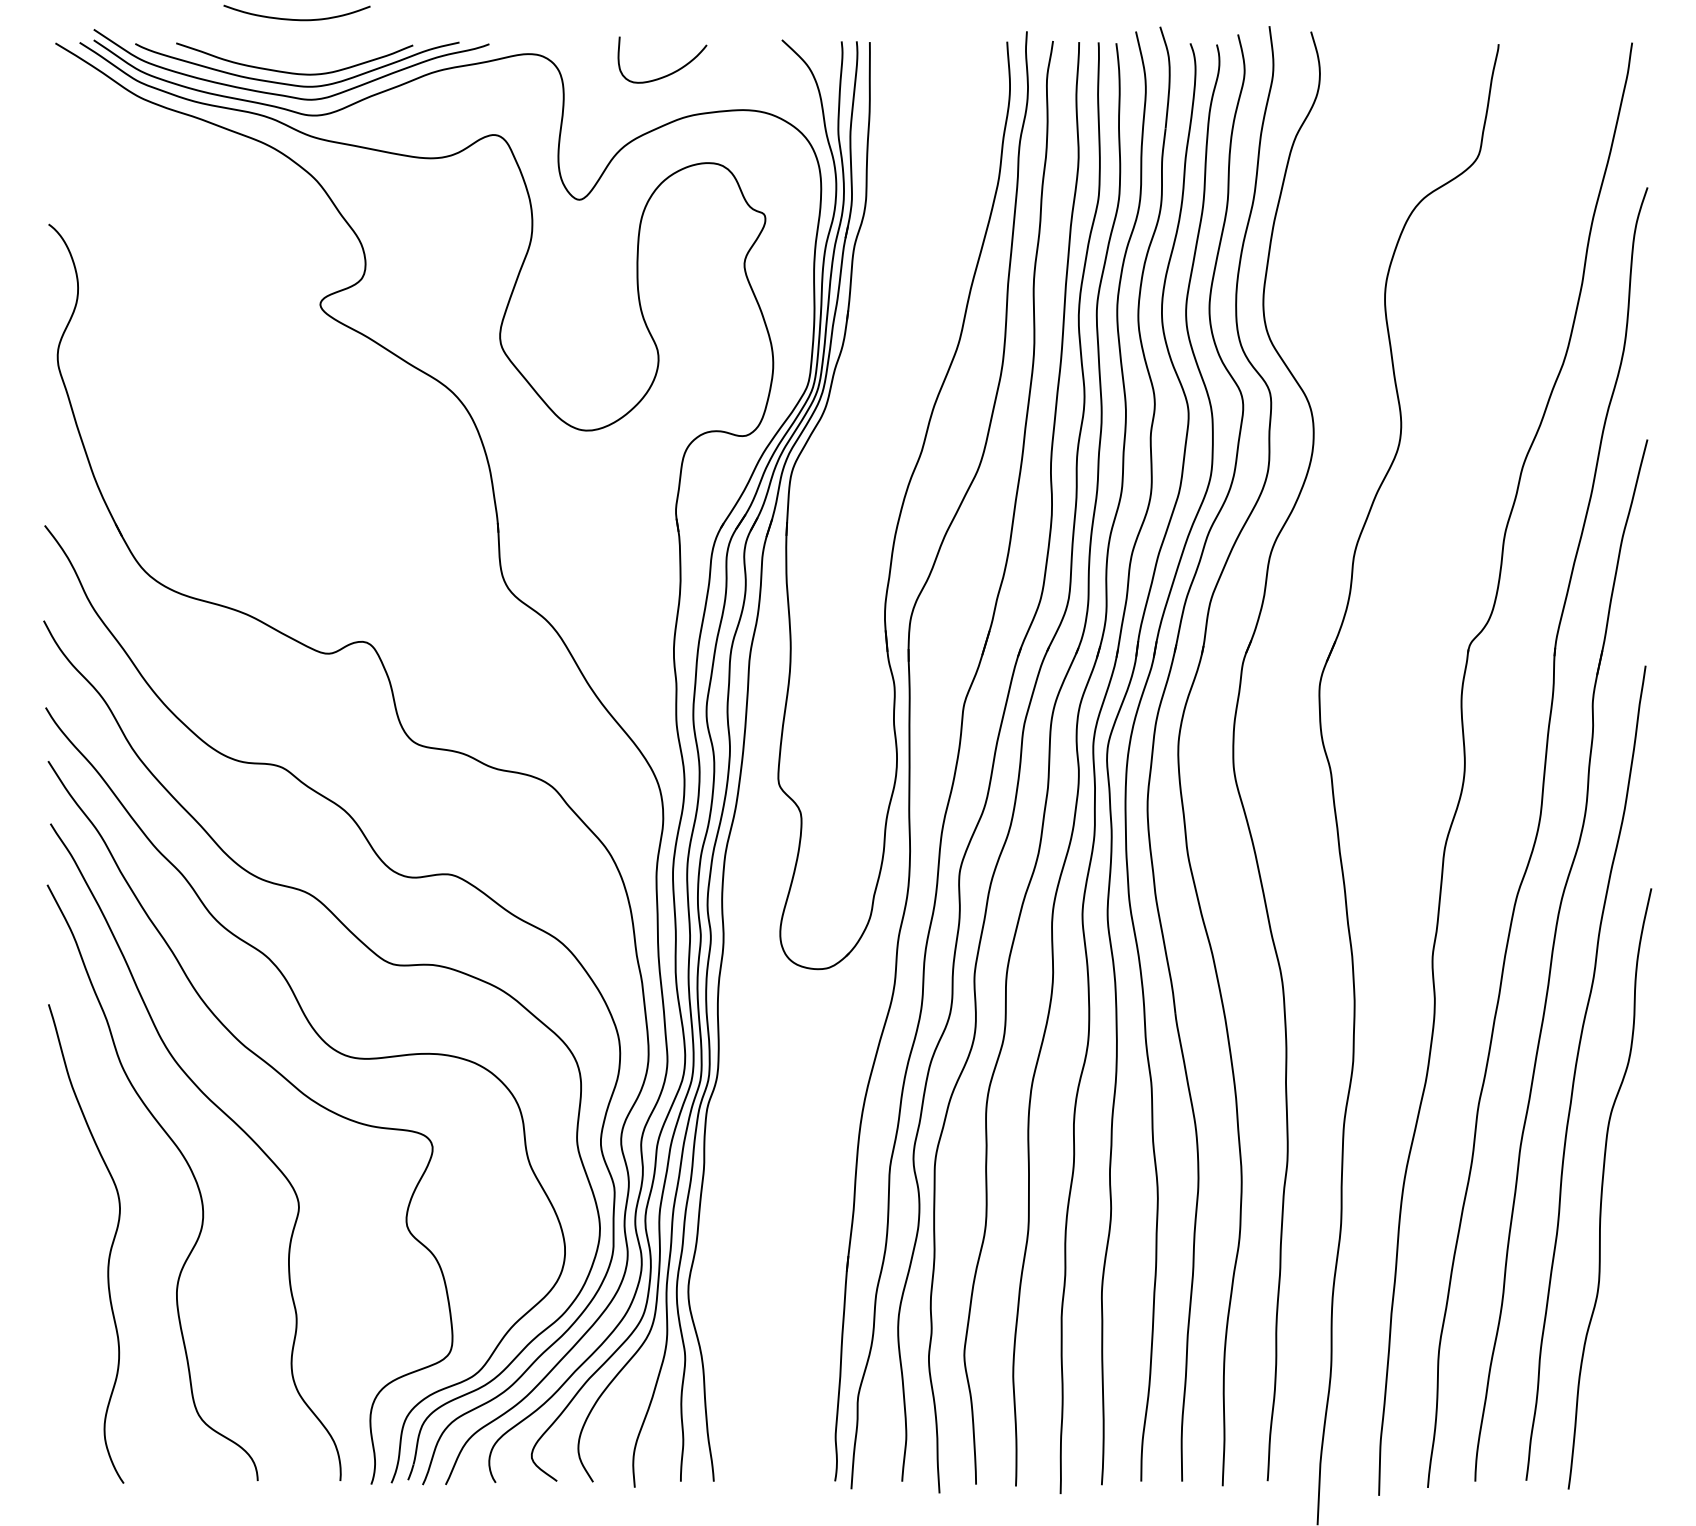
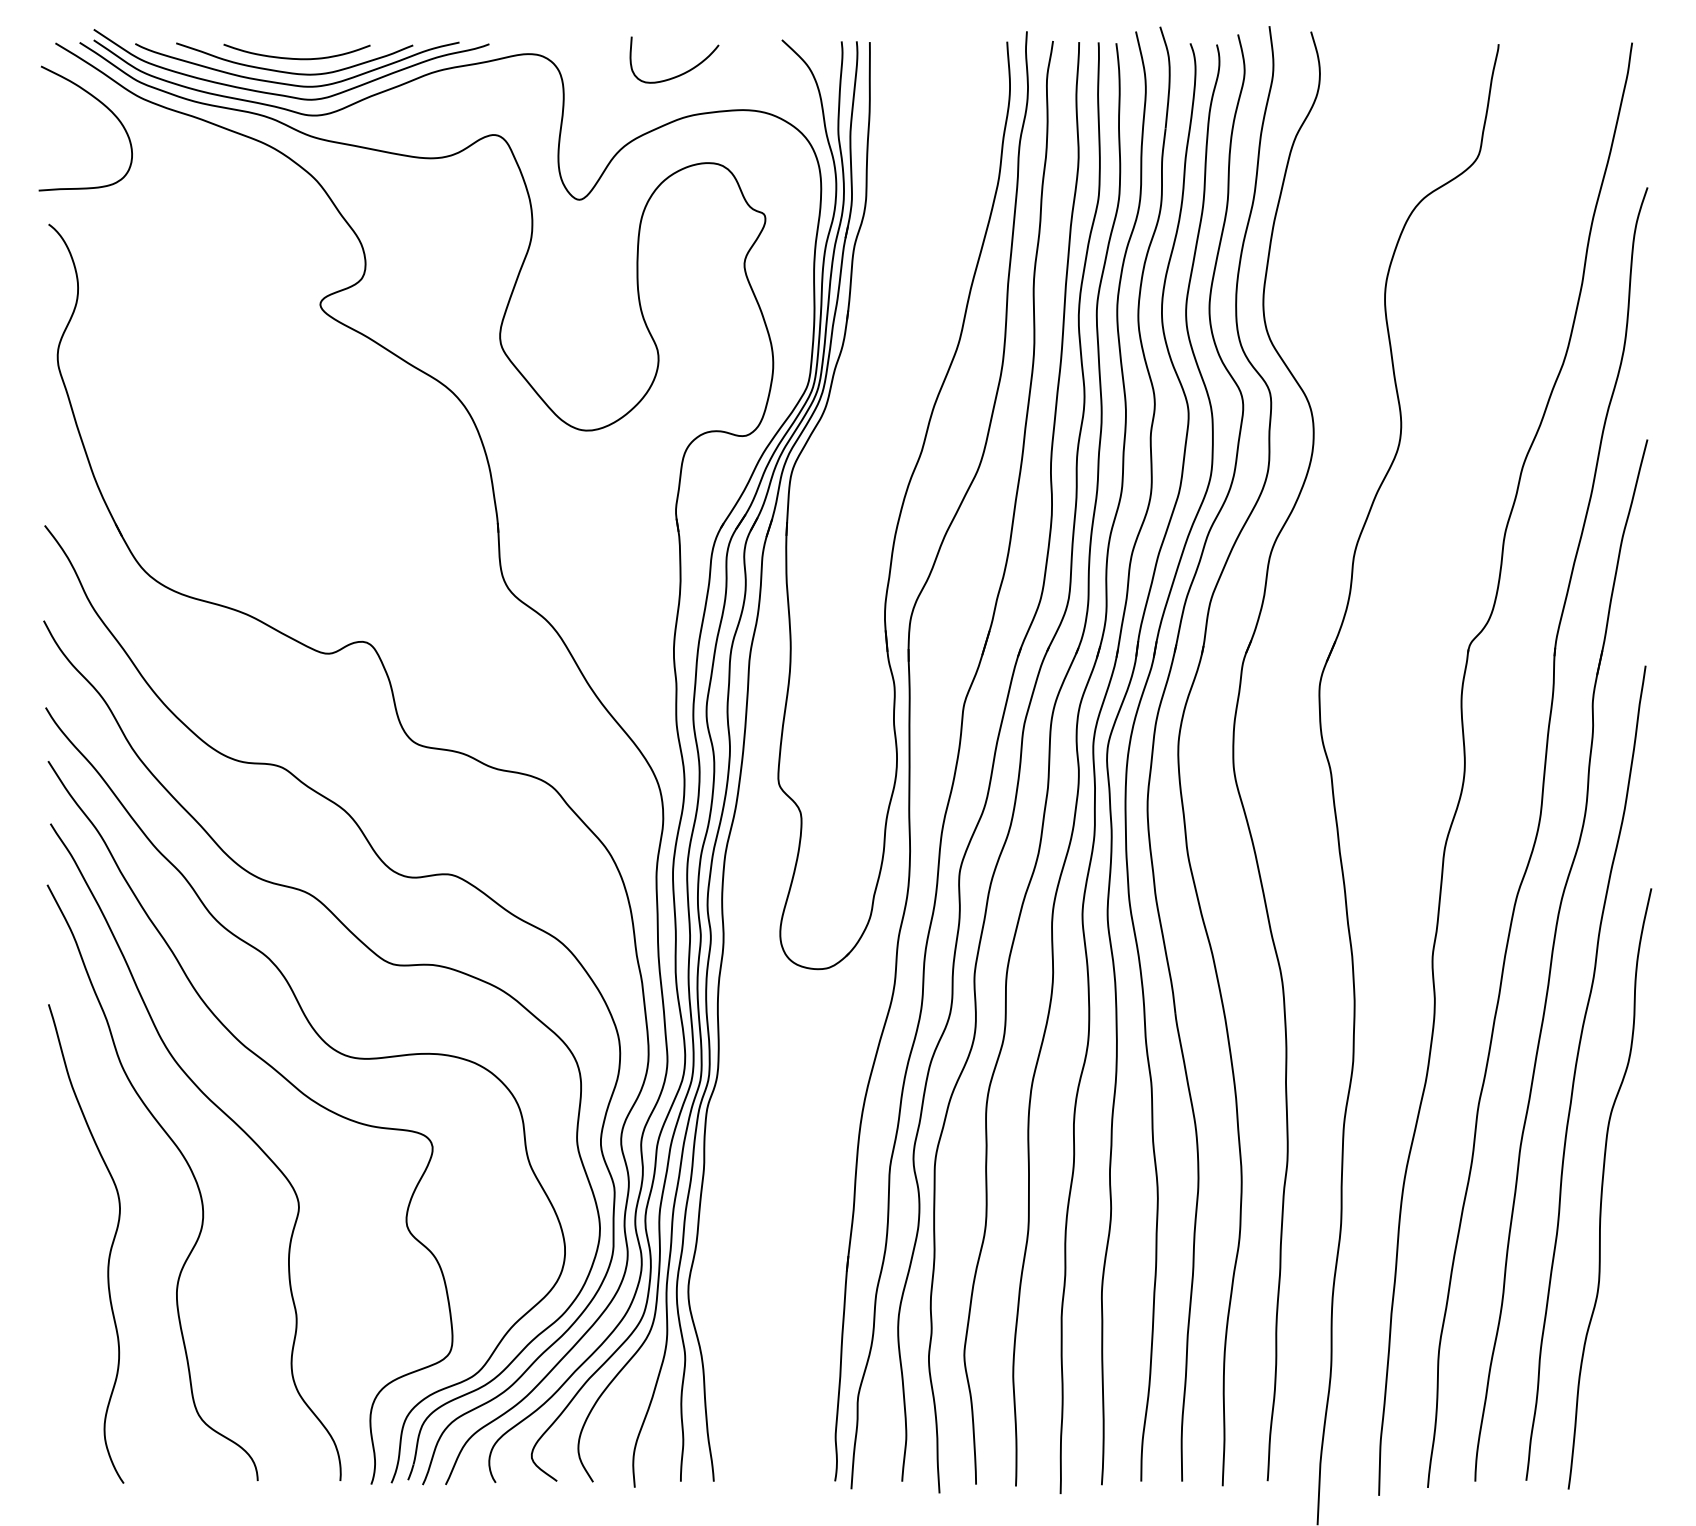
curve position: (296, 19) -> (296, 58) (296, 58)
curve position: (669, 73) -> (681, 73) (681, 73)
curve: none -> present (105, 107)
